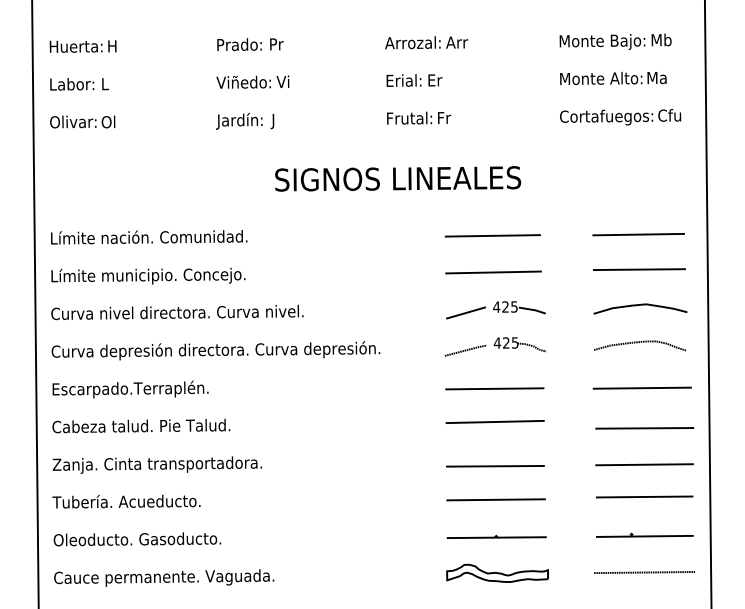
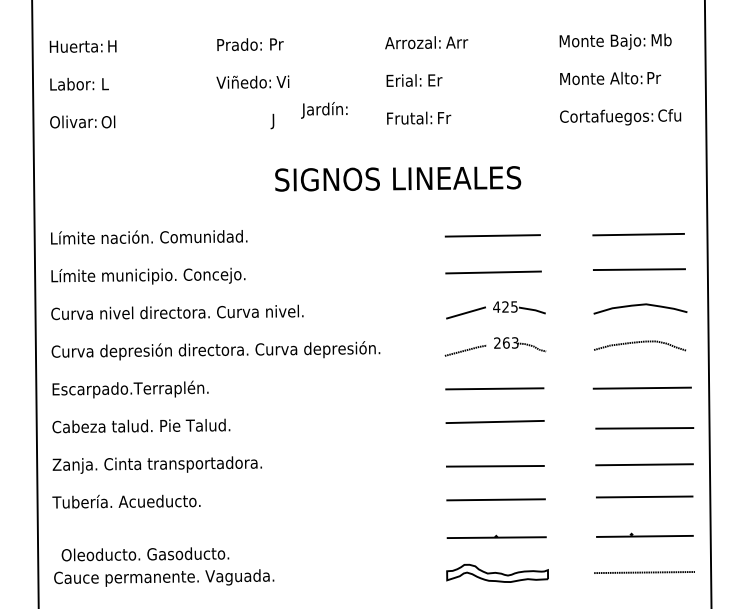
text: Ma -> Pr (657, 78)
text position: (239, 121) -> (324, 110) (324, 110)
text: 425 -> 263 (505, 342)
text position: (137, 539) -> (145, 554) (145, 554)
